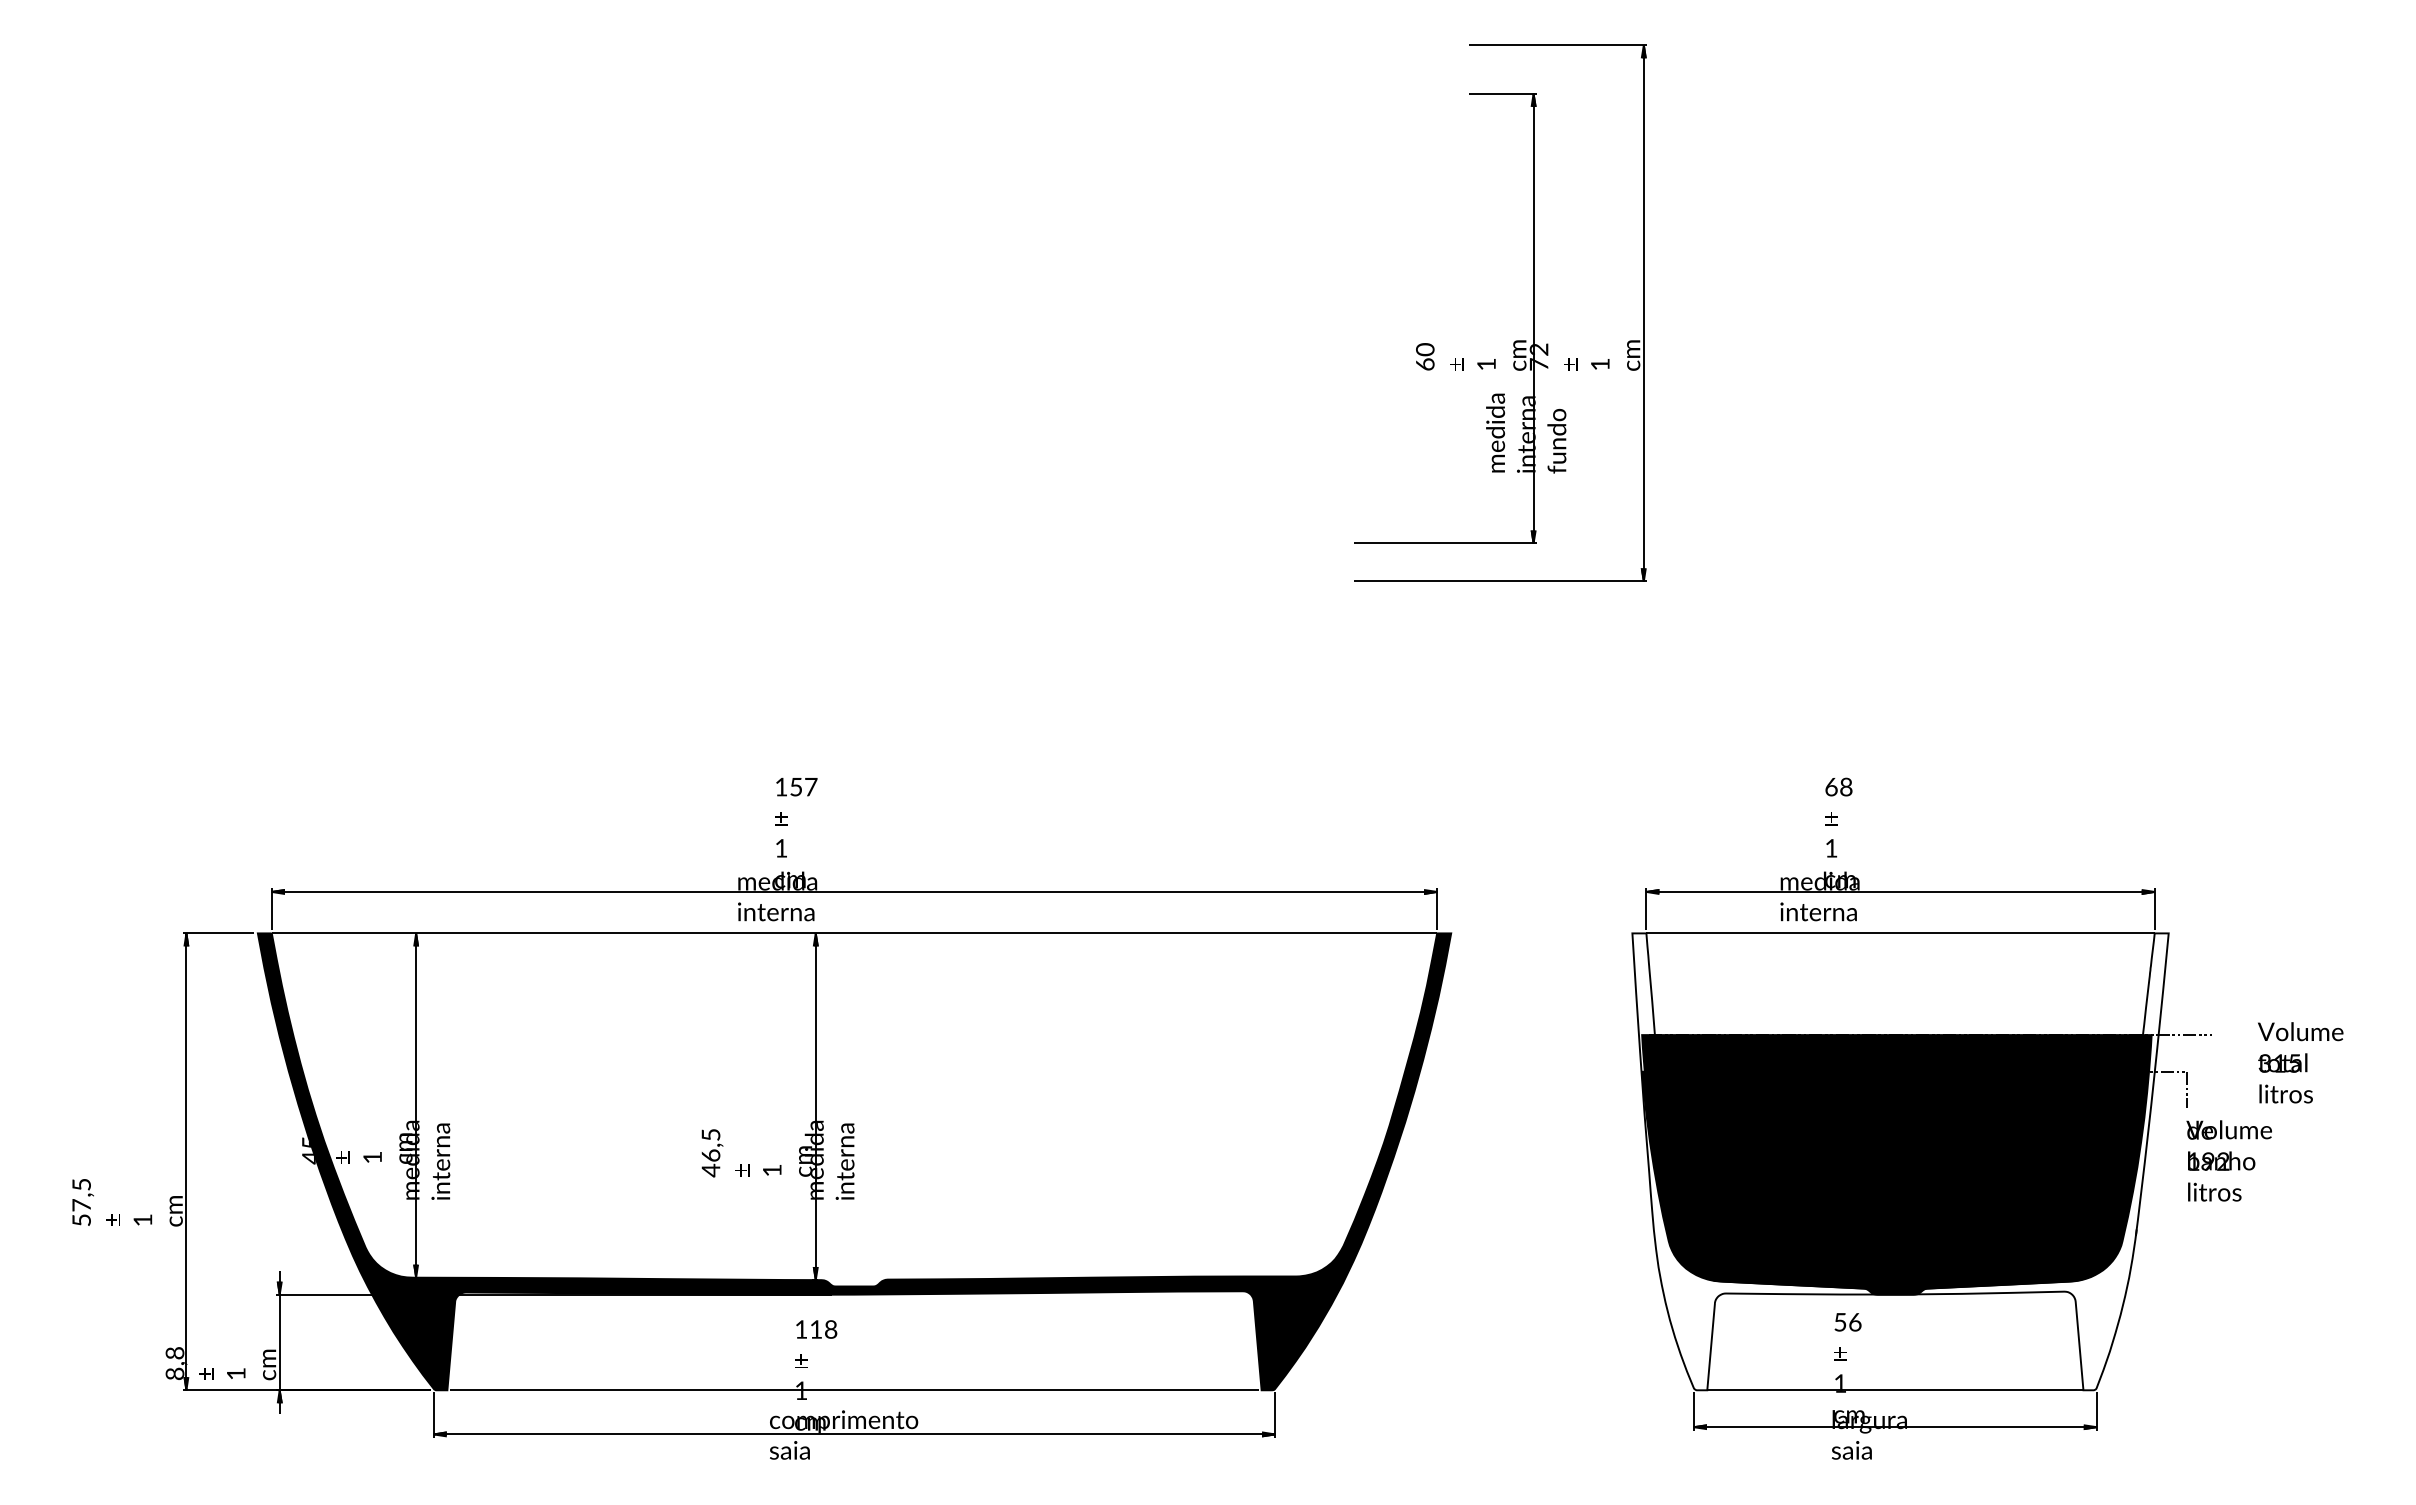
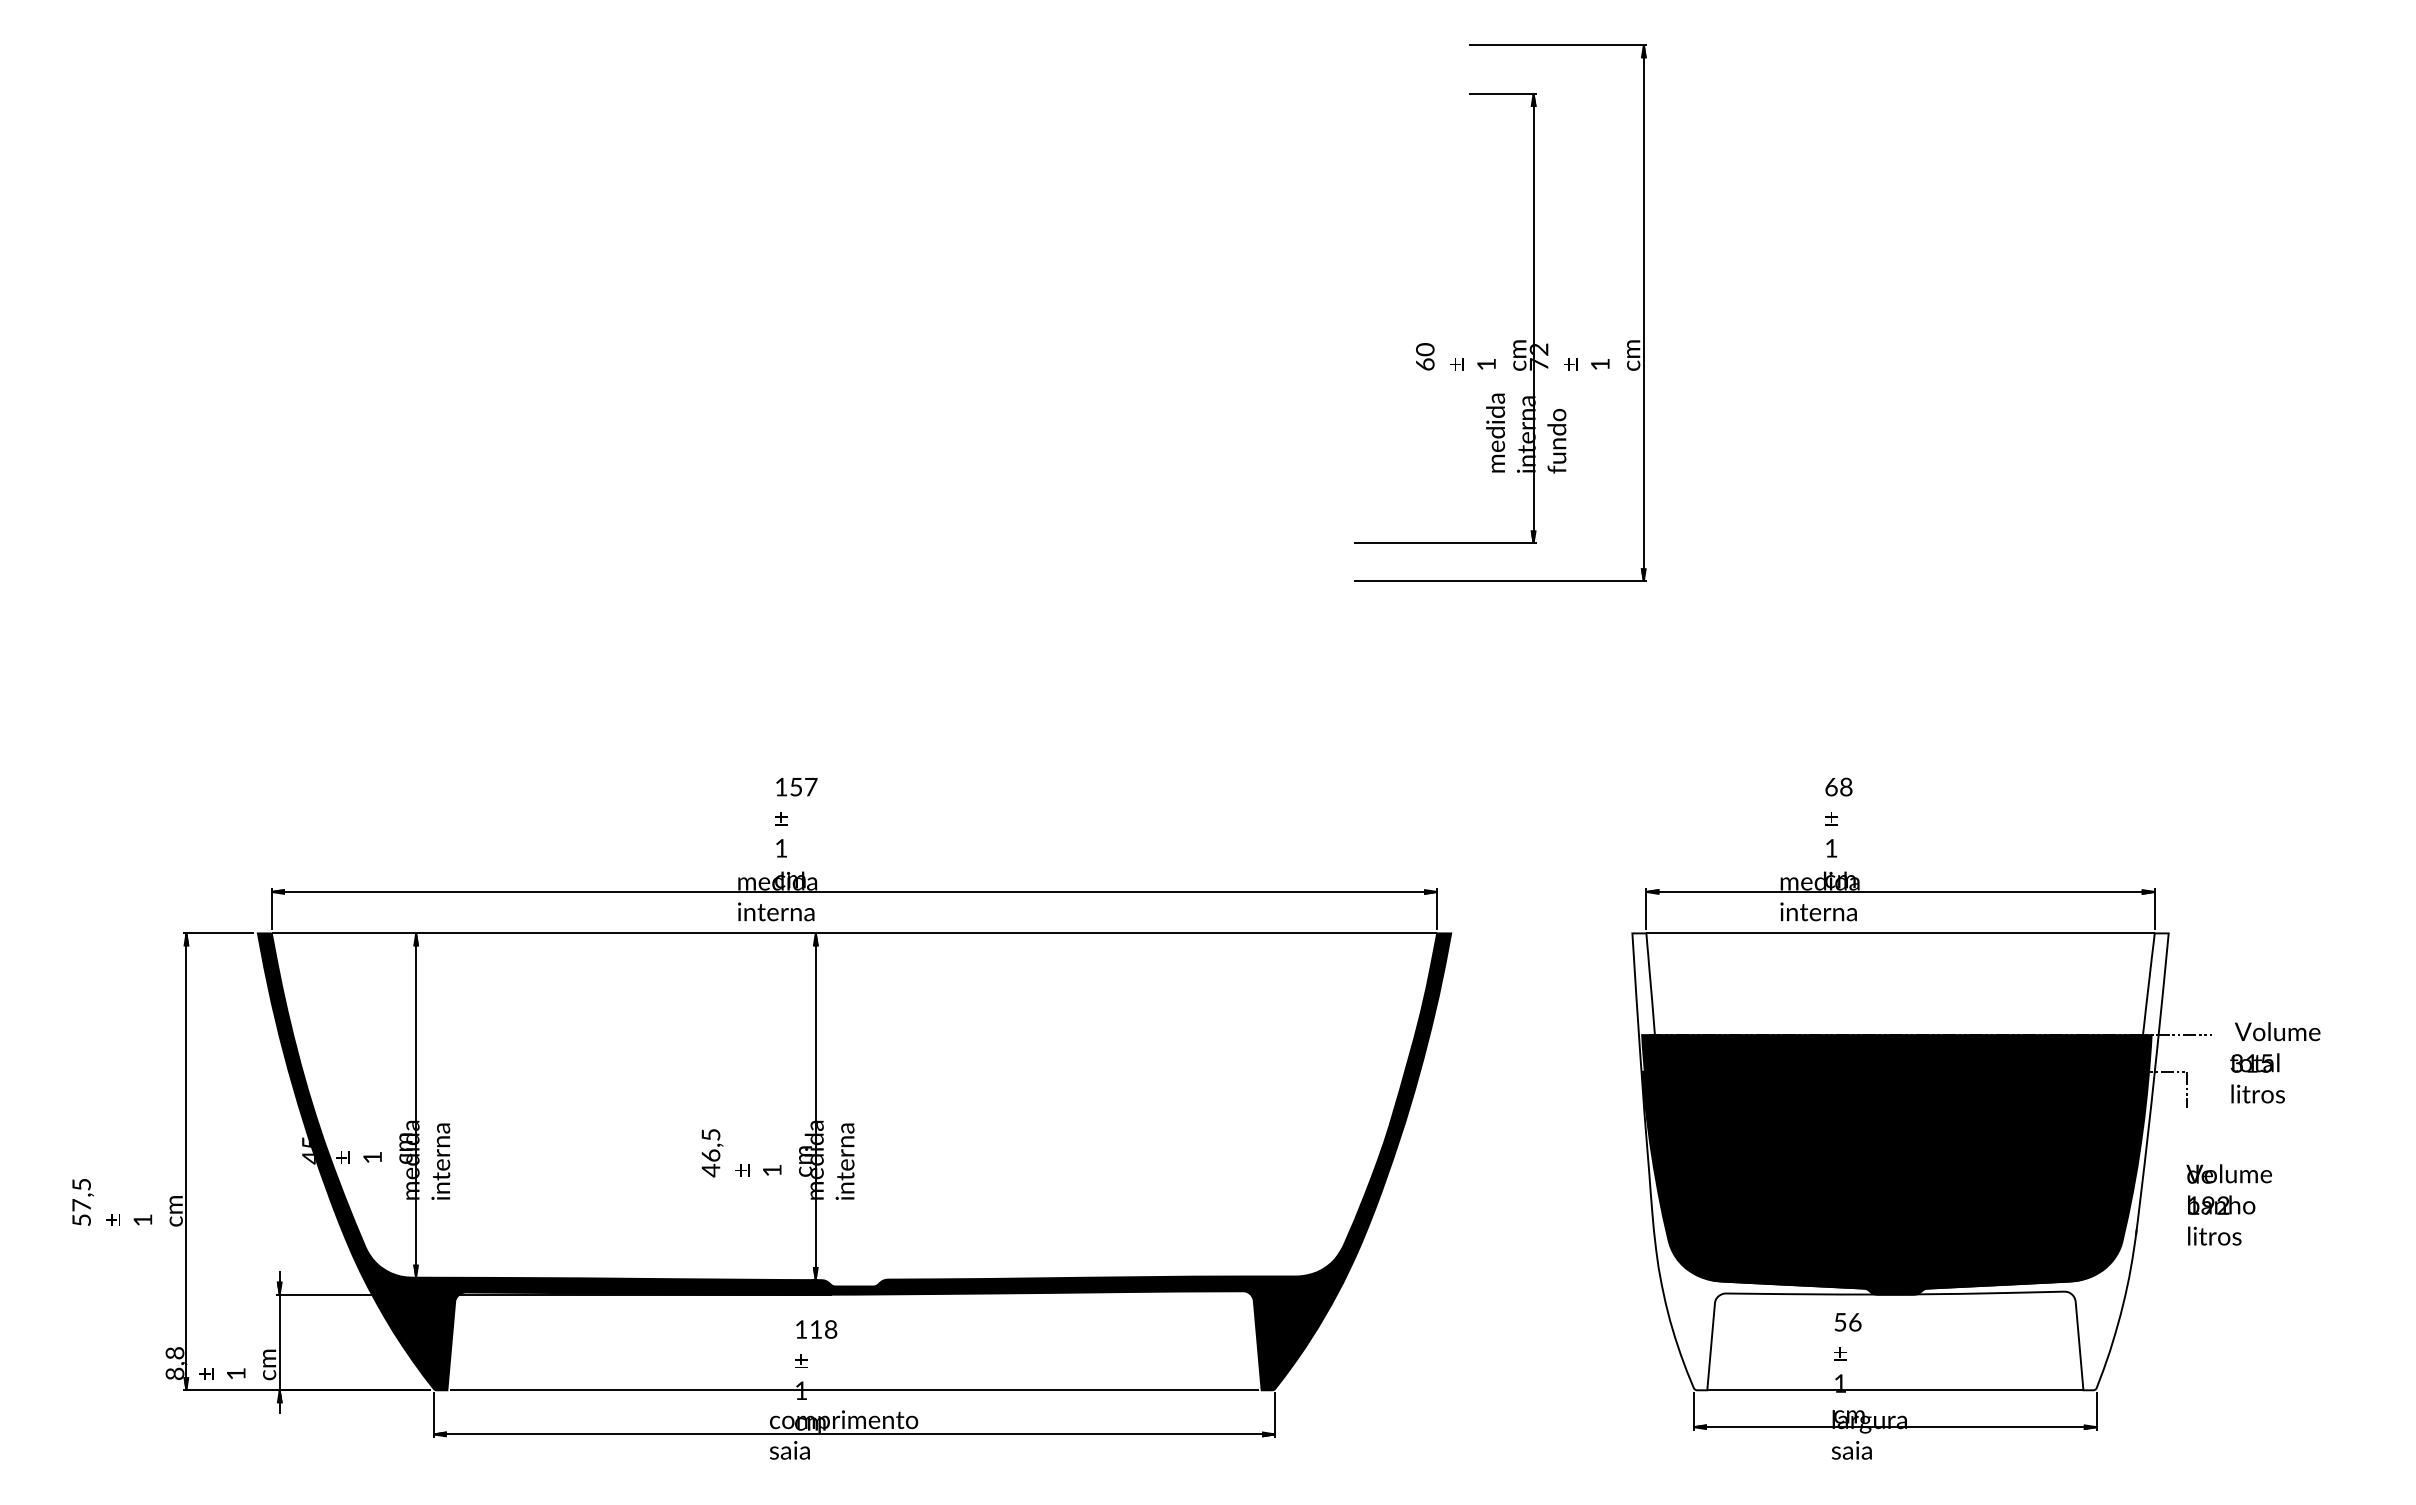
text position: (2300, 1031) -> (2277, 1031) (2277, 1031)
text position: (2285, 1078) -> (2257, 1078) (2257, 1078)
text position: (2228, 1160) -> (2228, 1204) (2228, 1204)
